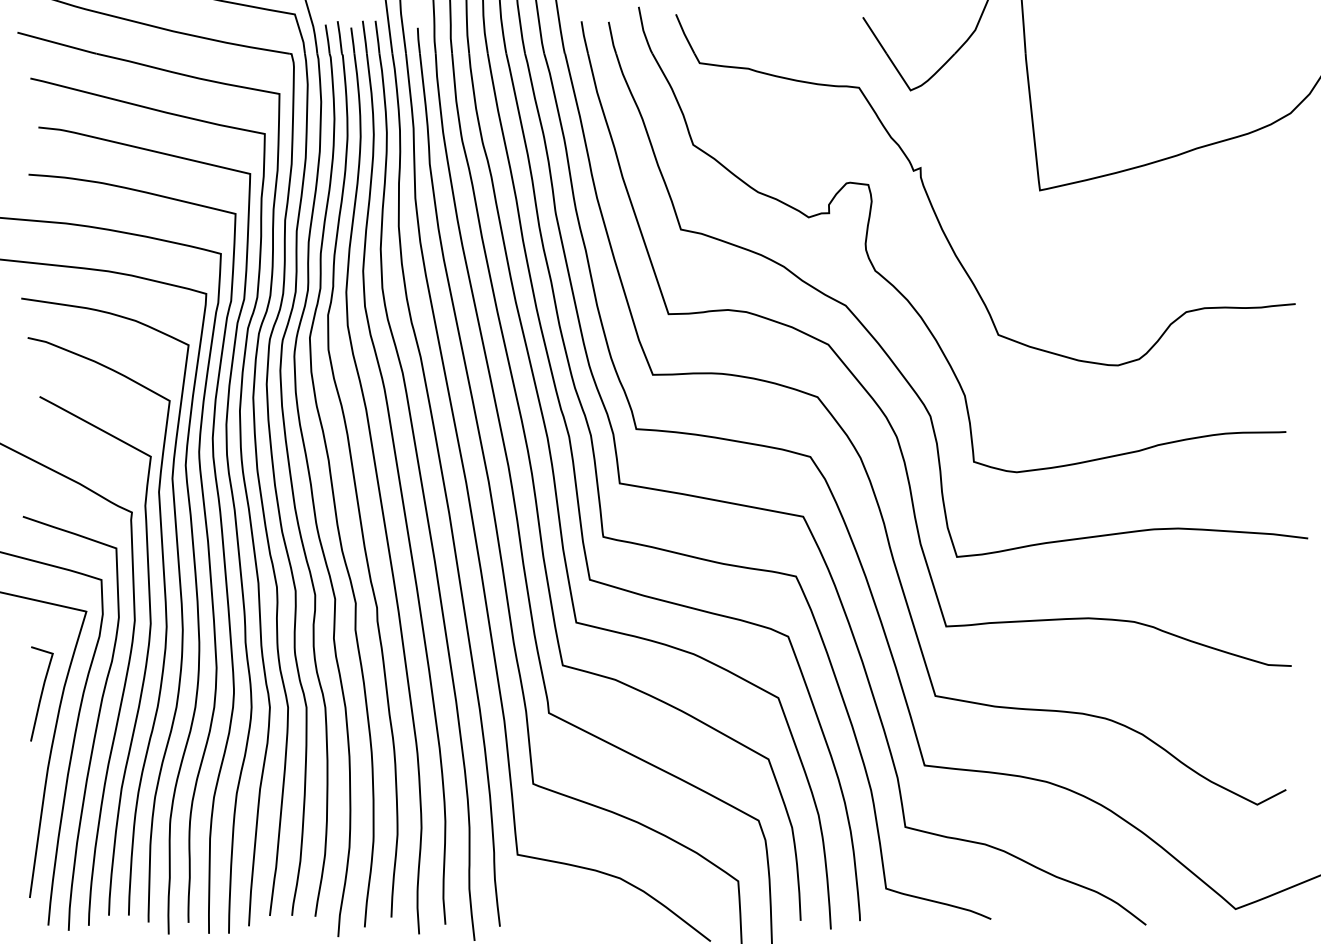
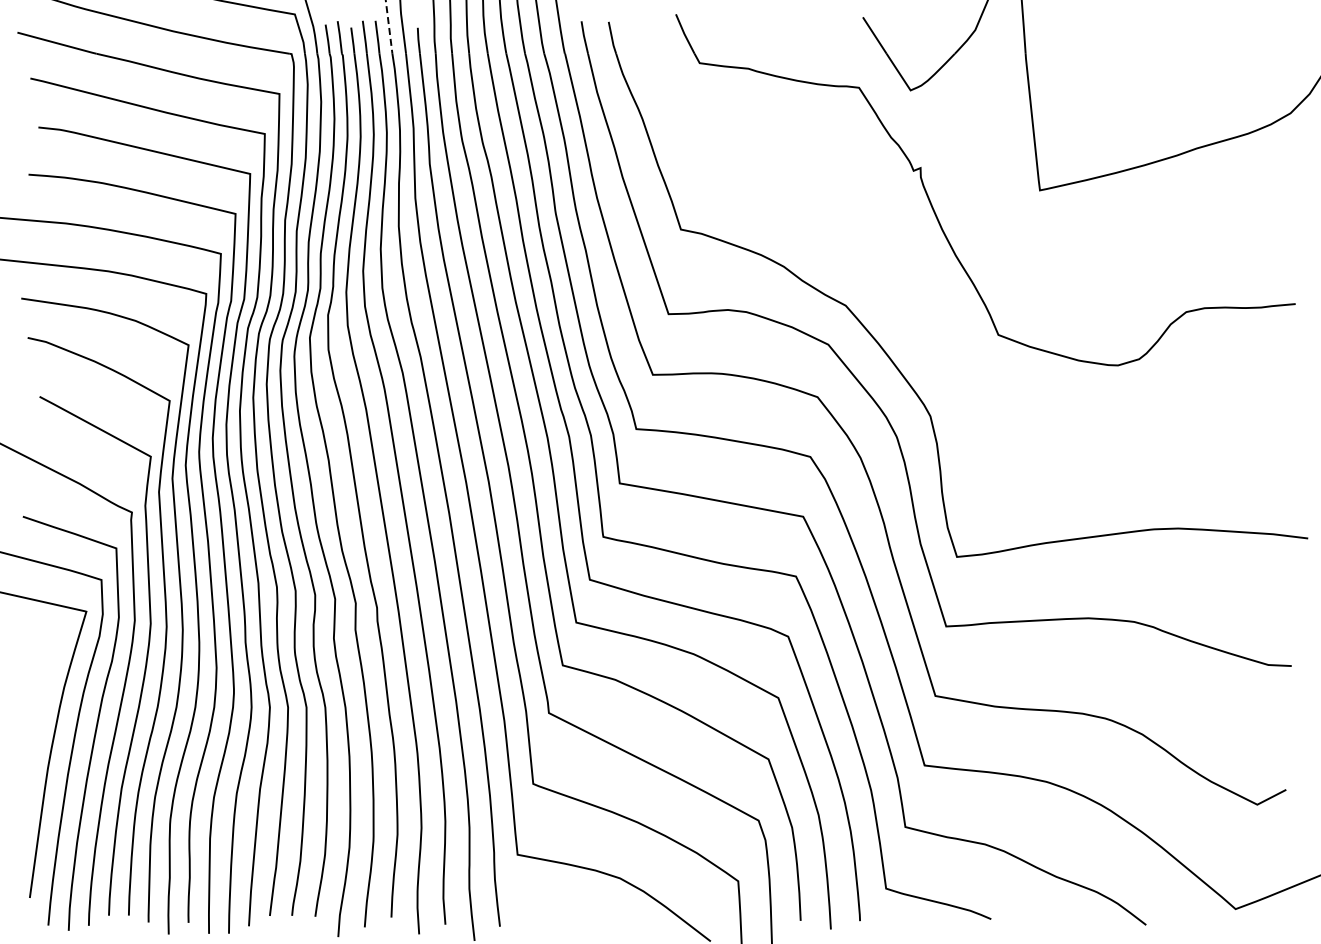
line: solid -> dashed (389, 27)
part: present -> none (905, 296)
curve: present -> none (41, 693)
